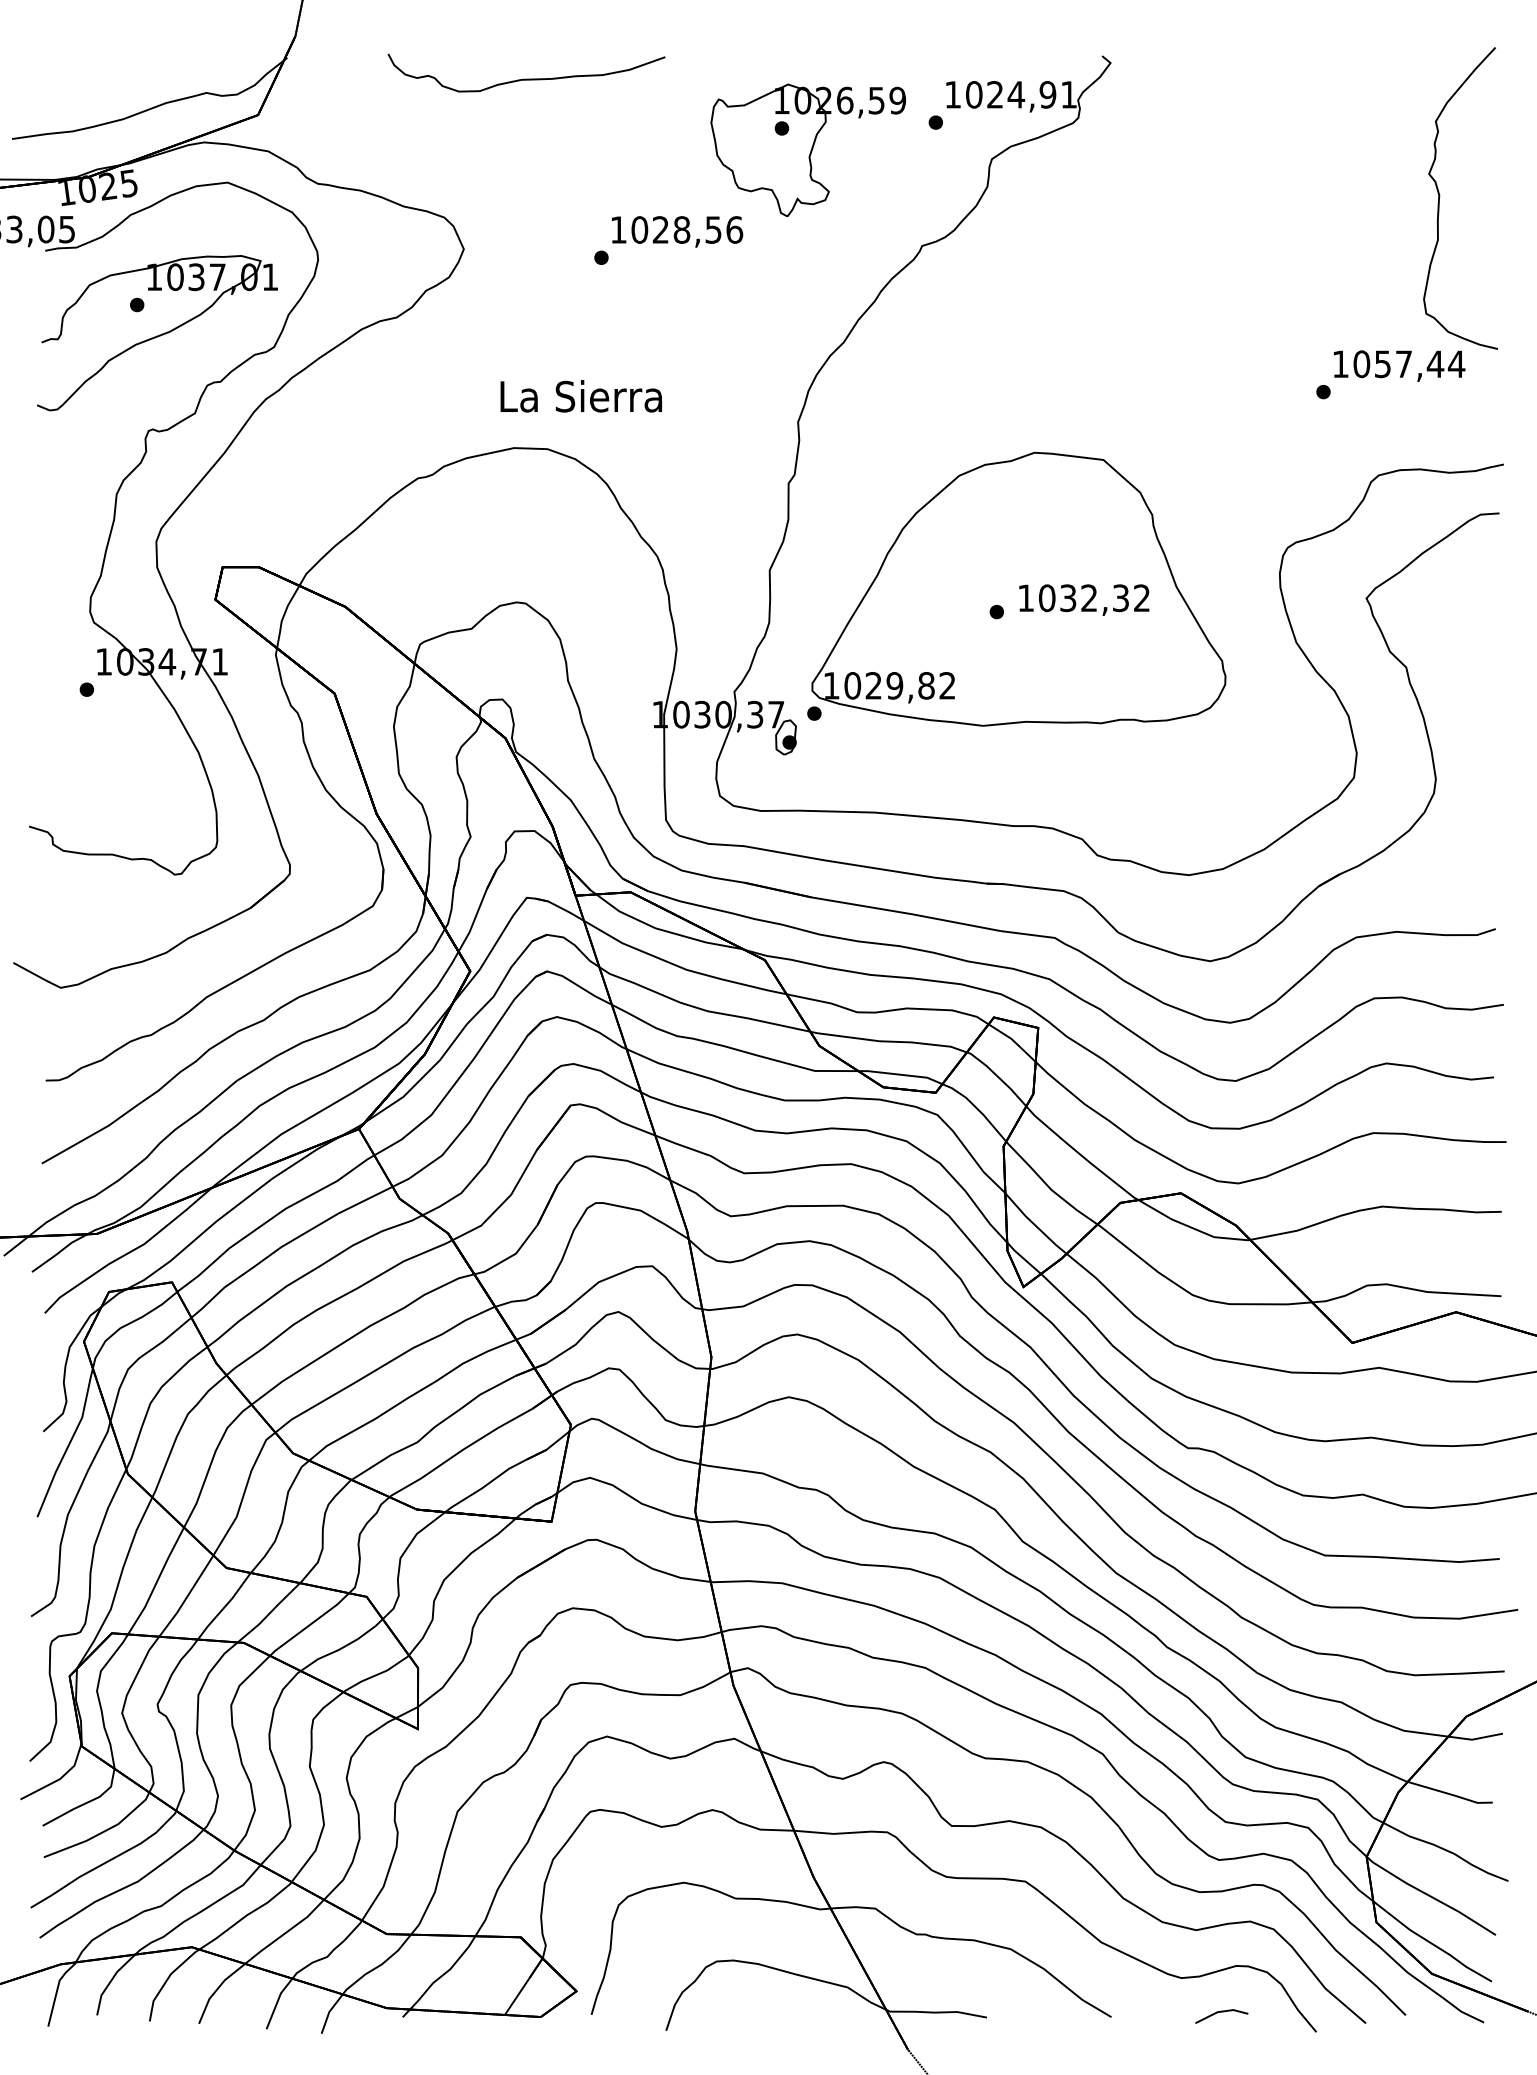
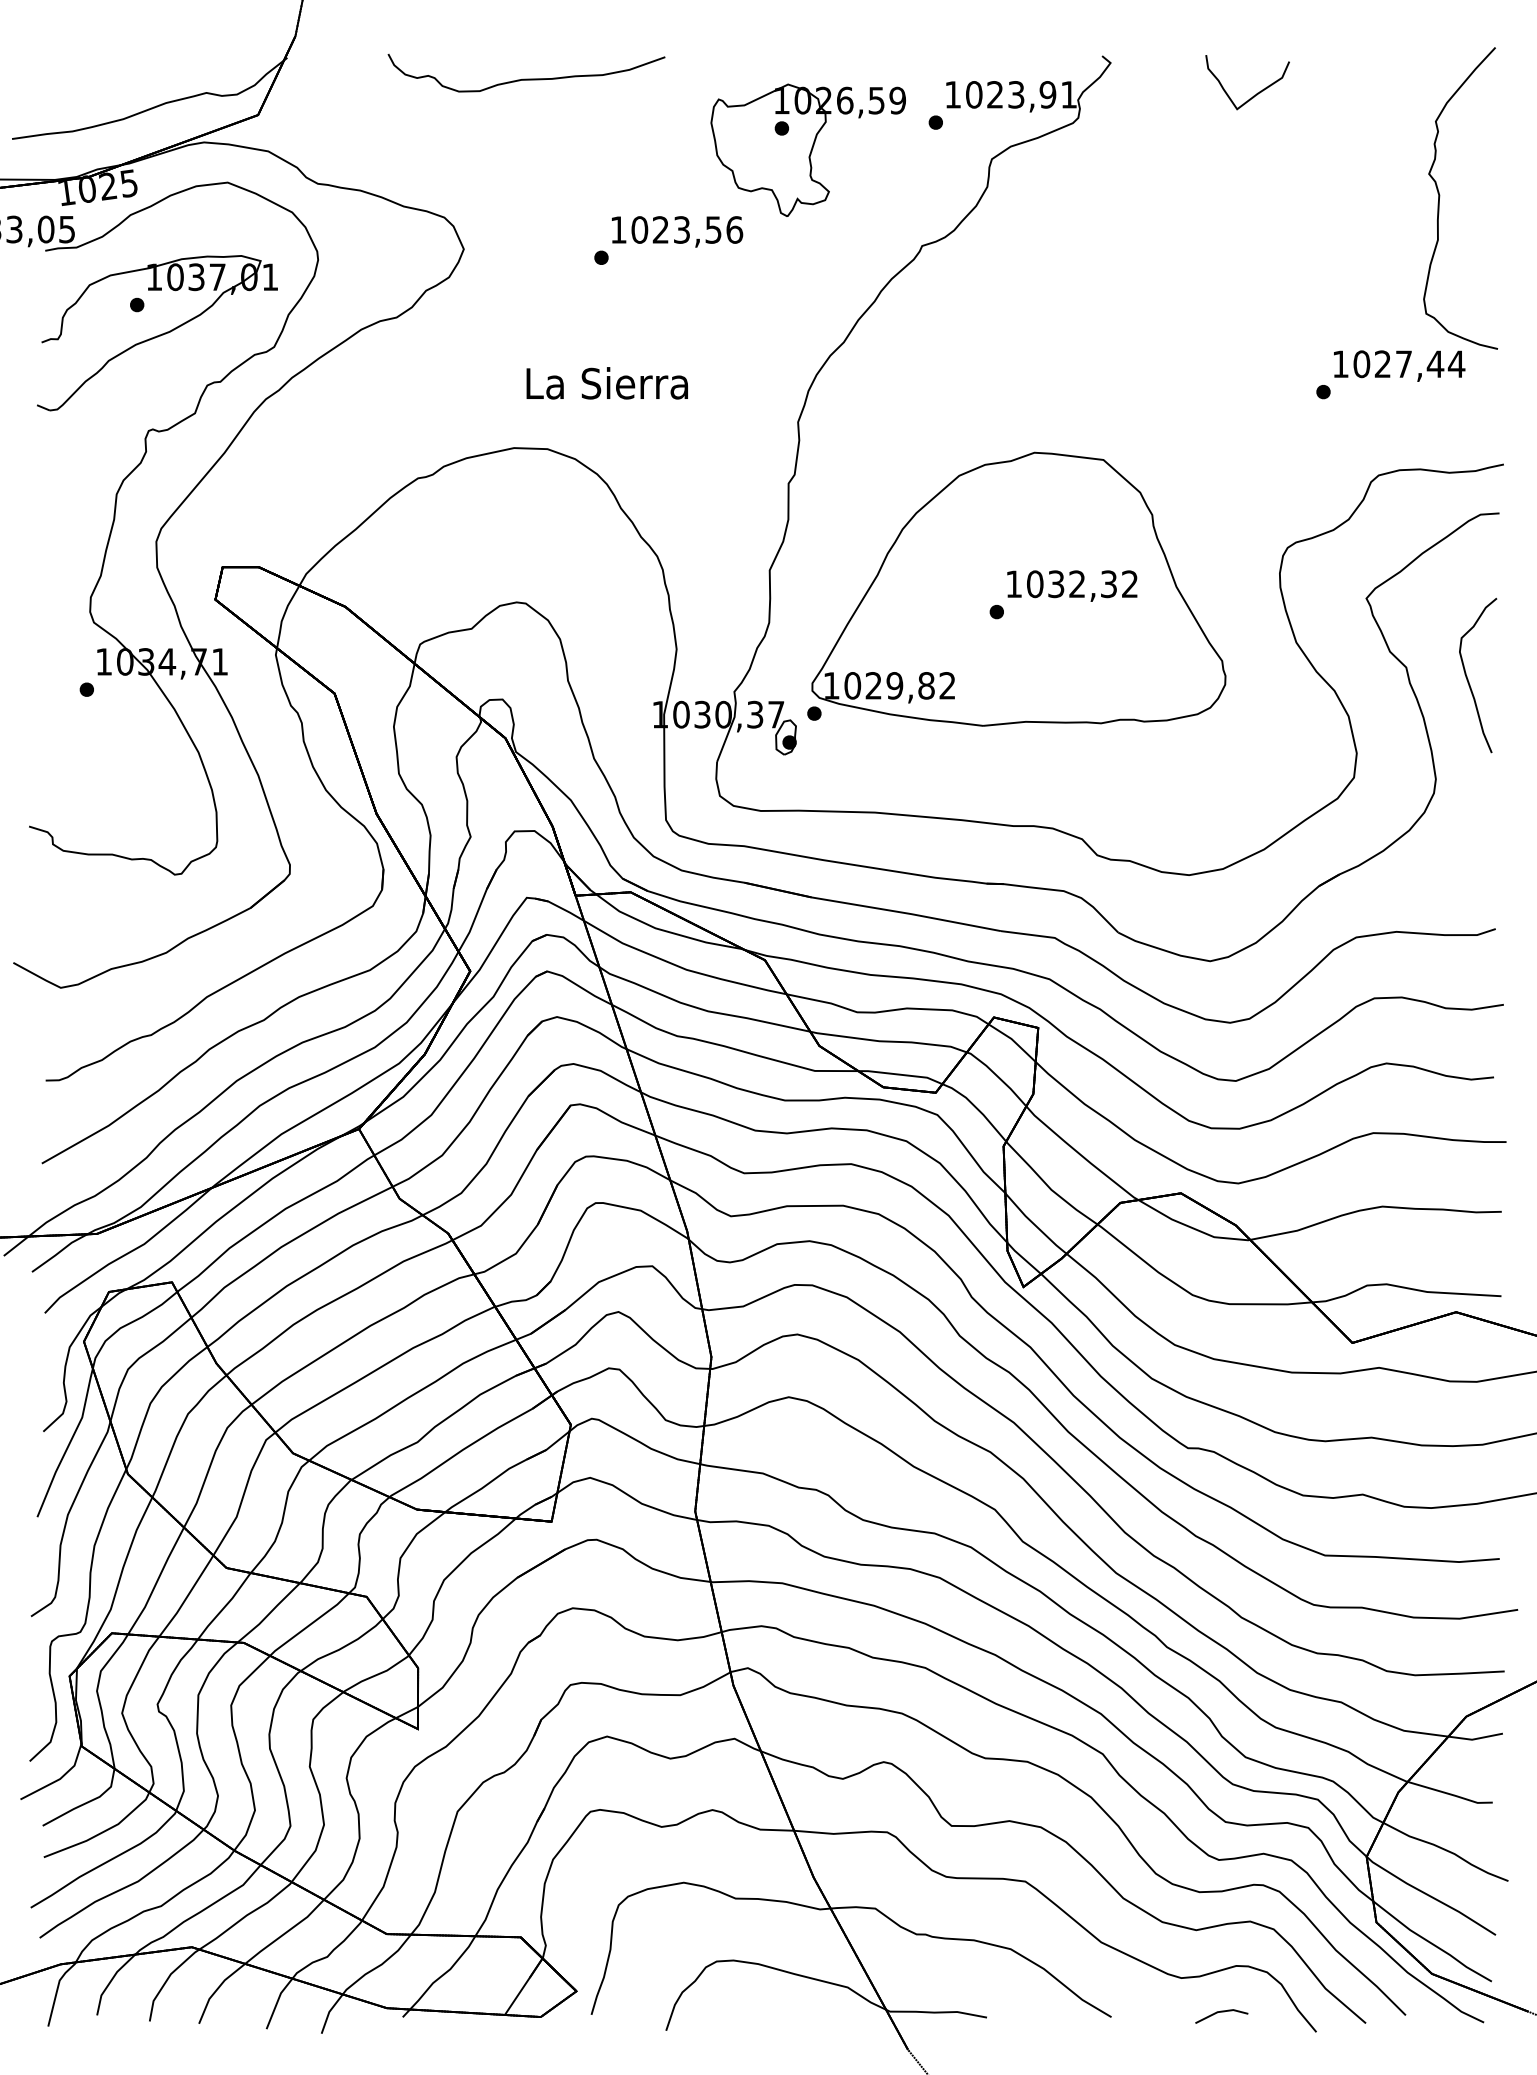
curve: none -> present (1257, 92)
text: 1024,91 -> 1023,91 (1016, 94)
text: 1028,56 -> 1023,56 (681, 229)
text: 1057,44 -> 1027,44 (1382, 364)
text position: (580, 396) -> (606, 383) (606, 383)
text position: (1084, 599) -> (1072, 585) (1072, 585)
curve: none -> present (1468, 679)
